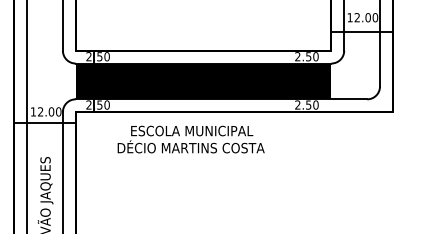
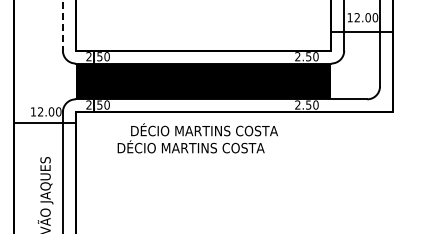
line: solid -> dashed (62, 25)
line: present -> none (27, 116)
text: ESCOLA MUNICIPAL -> DÉCIO MARTINS COSTA (204, 129)
